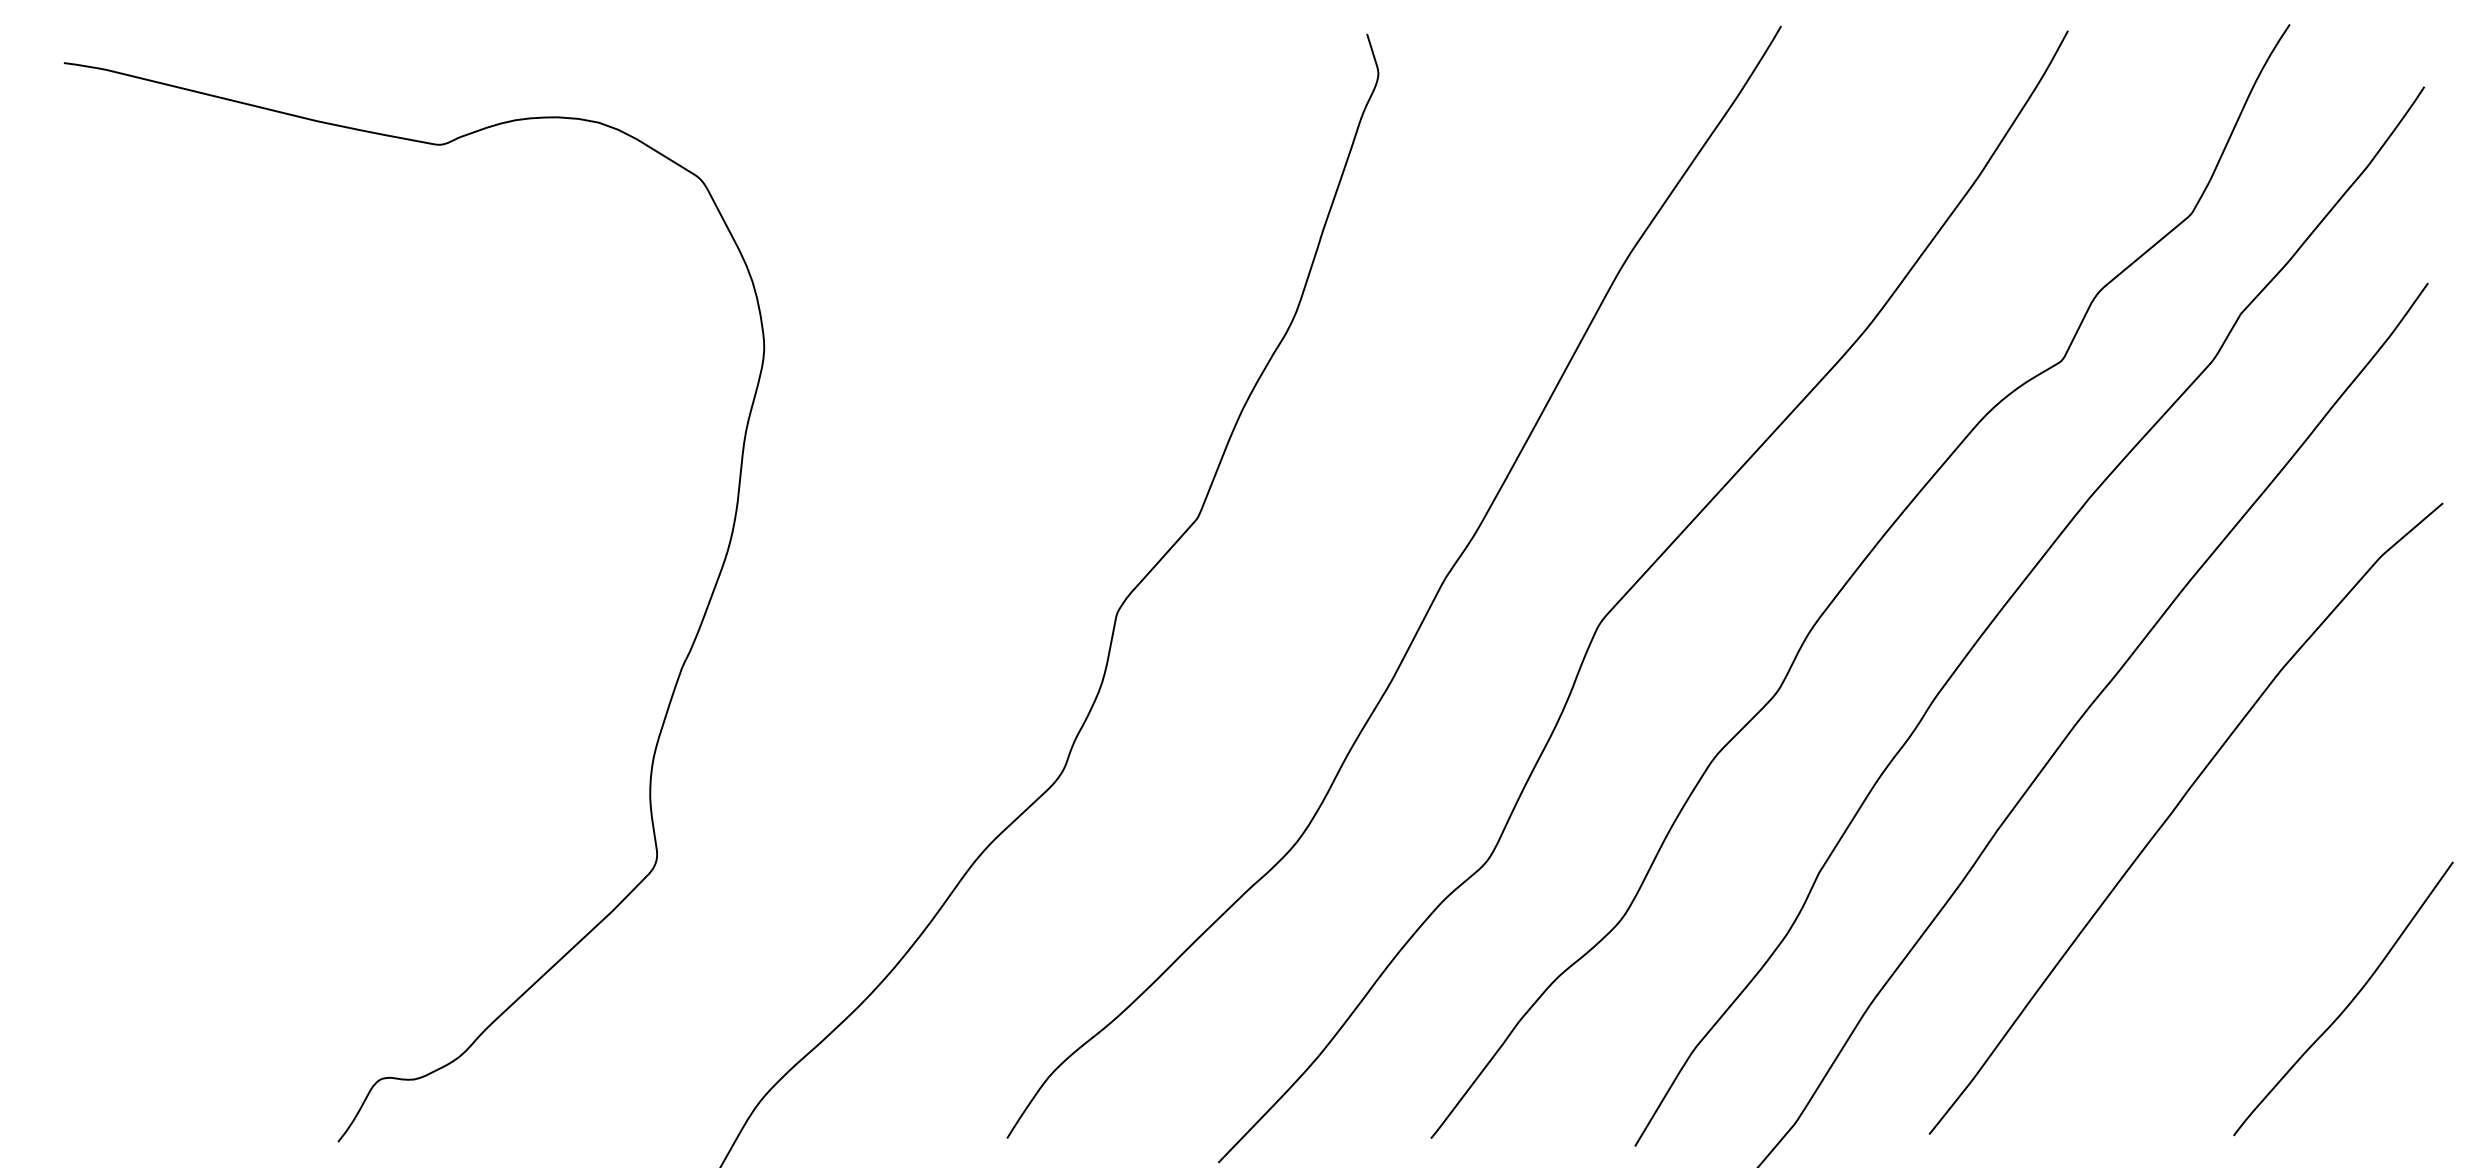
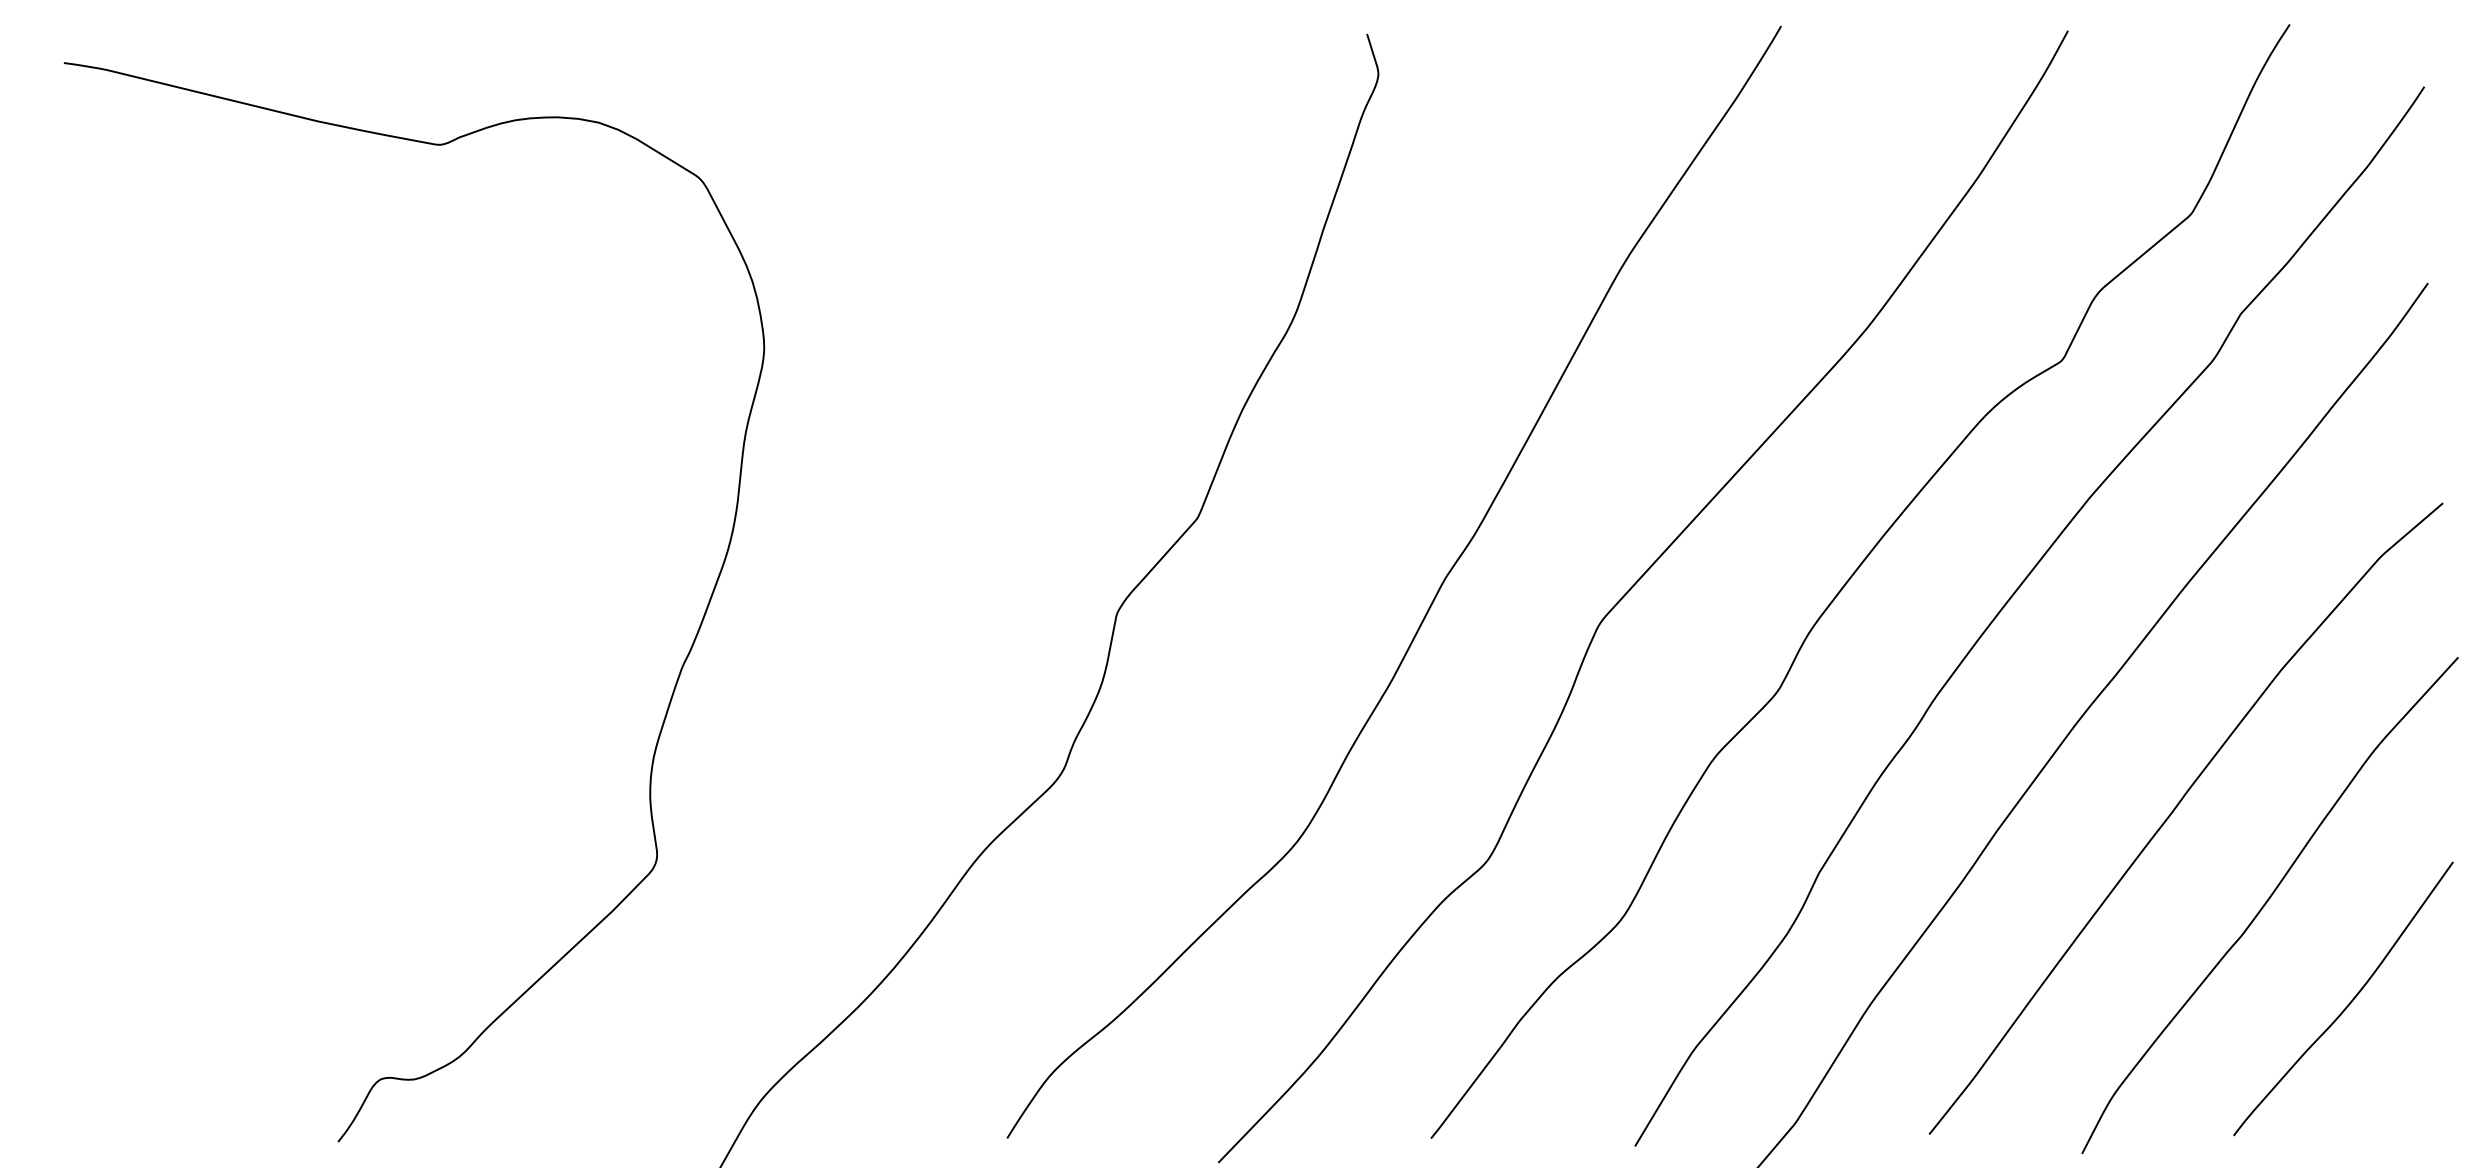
curve: none -> present (2266, 904)
